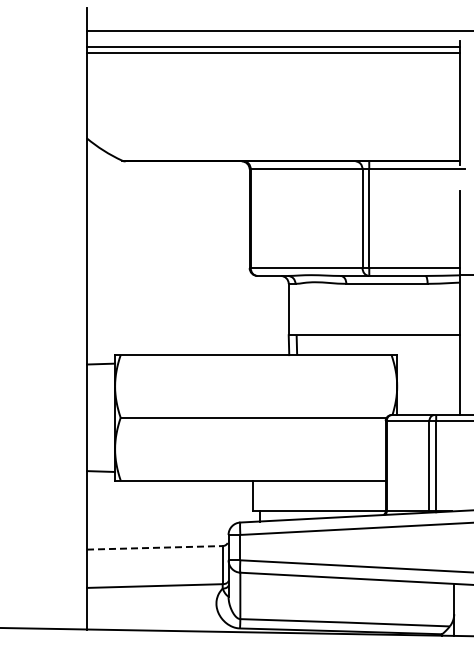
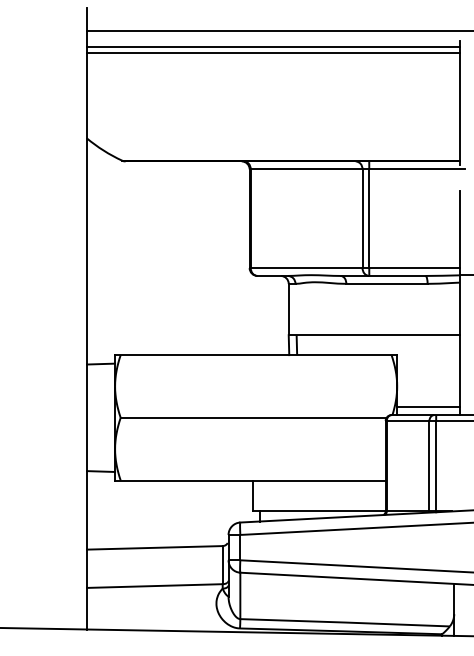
line: none -> present (428, 406)
line: dashed -> solid (154, 547)
